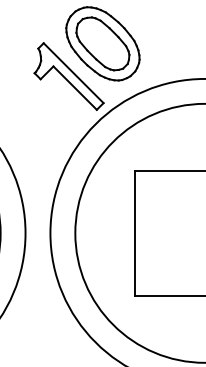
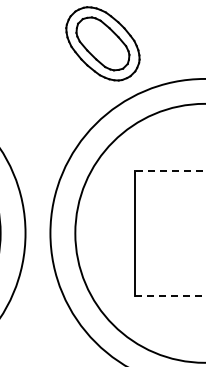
part: present -> none (68, 76)
line: solid -> dashed (169, 171)
line: solid -> dashed (170, 295)
